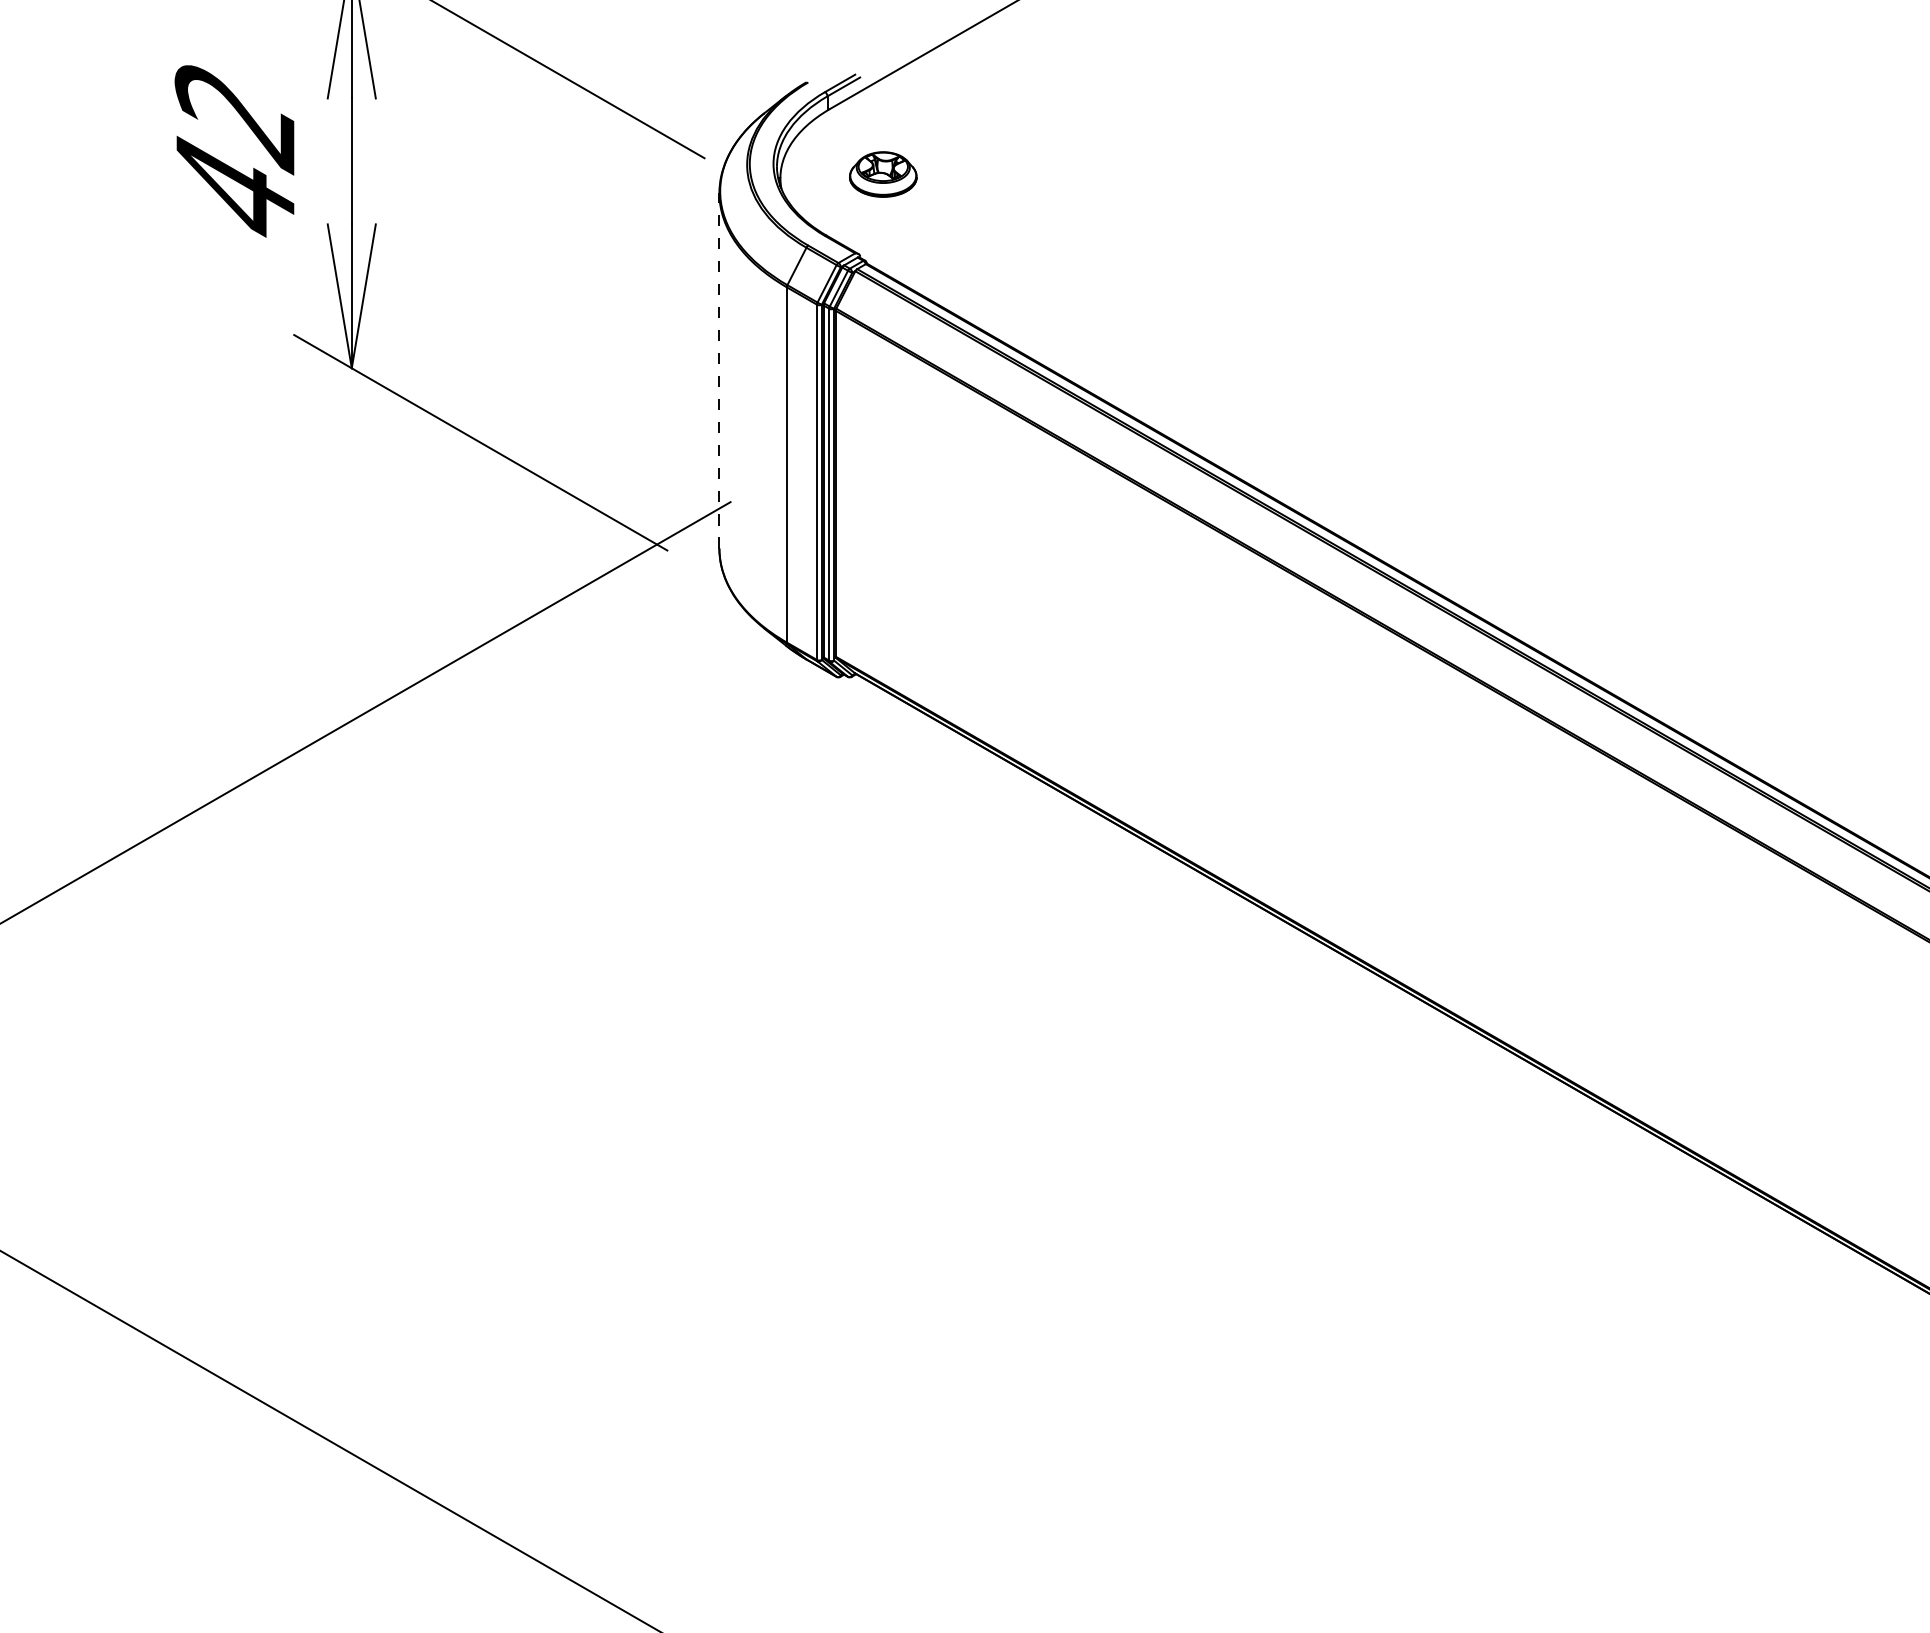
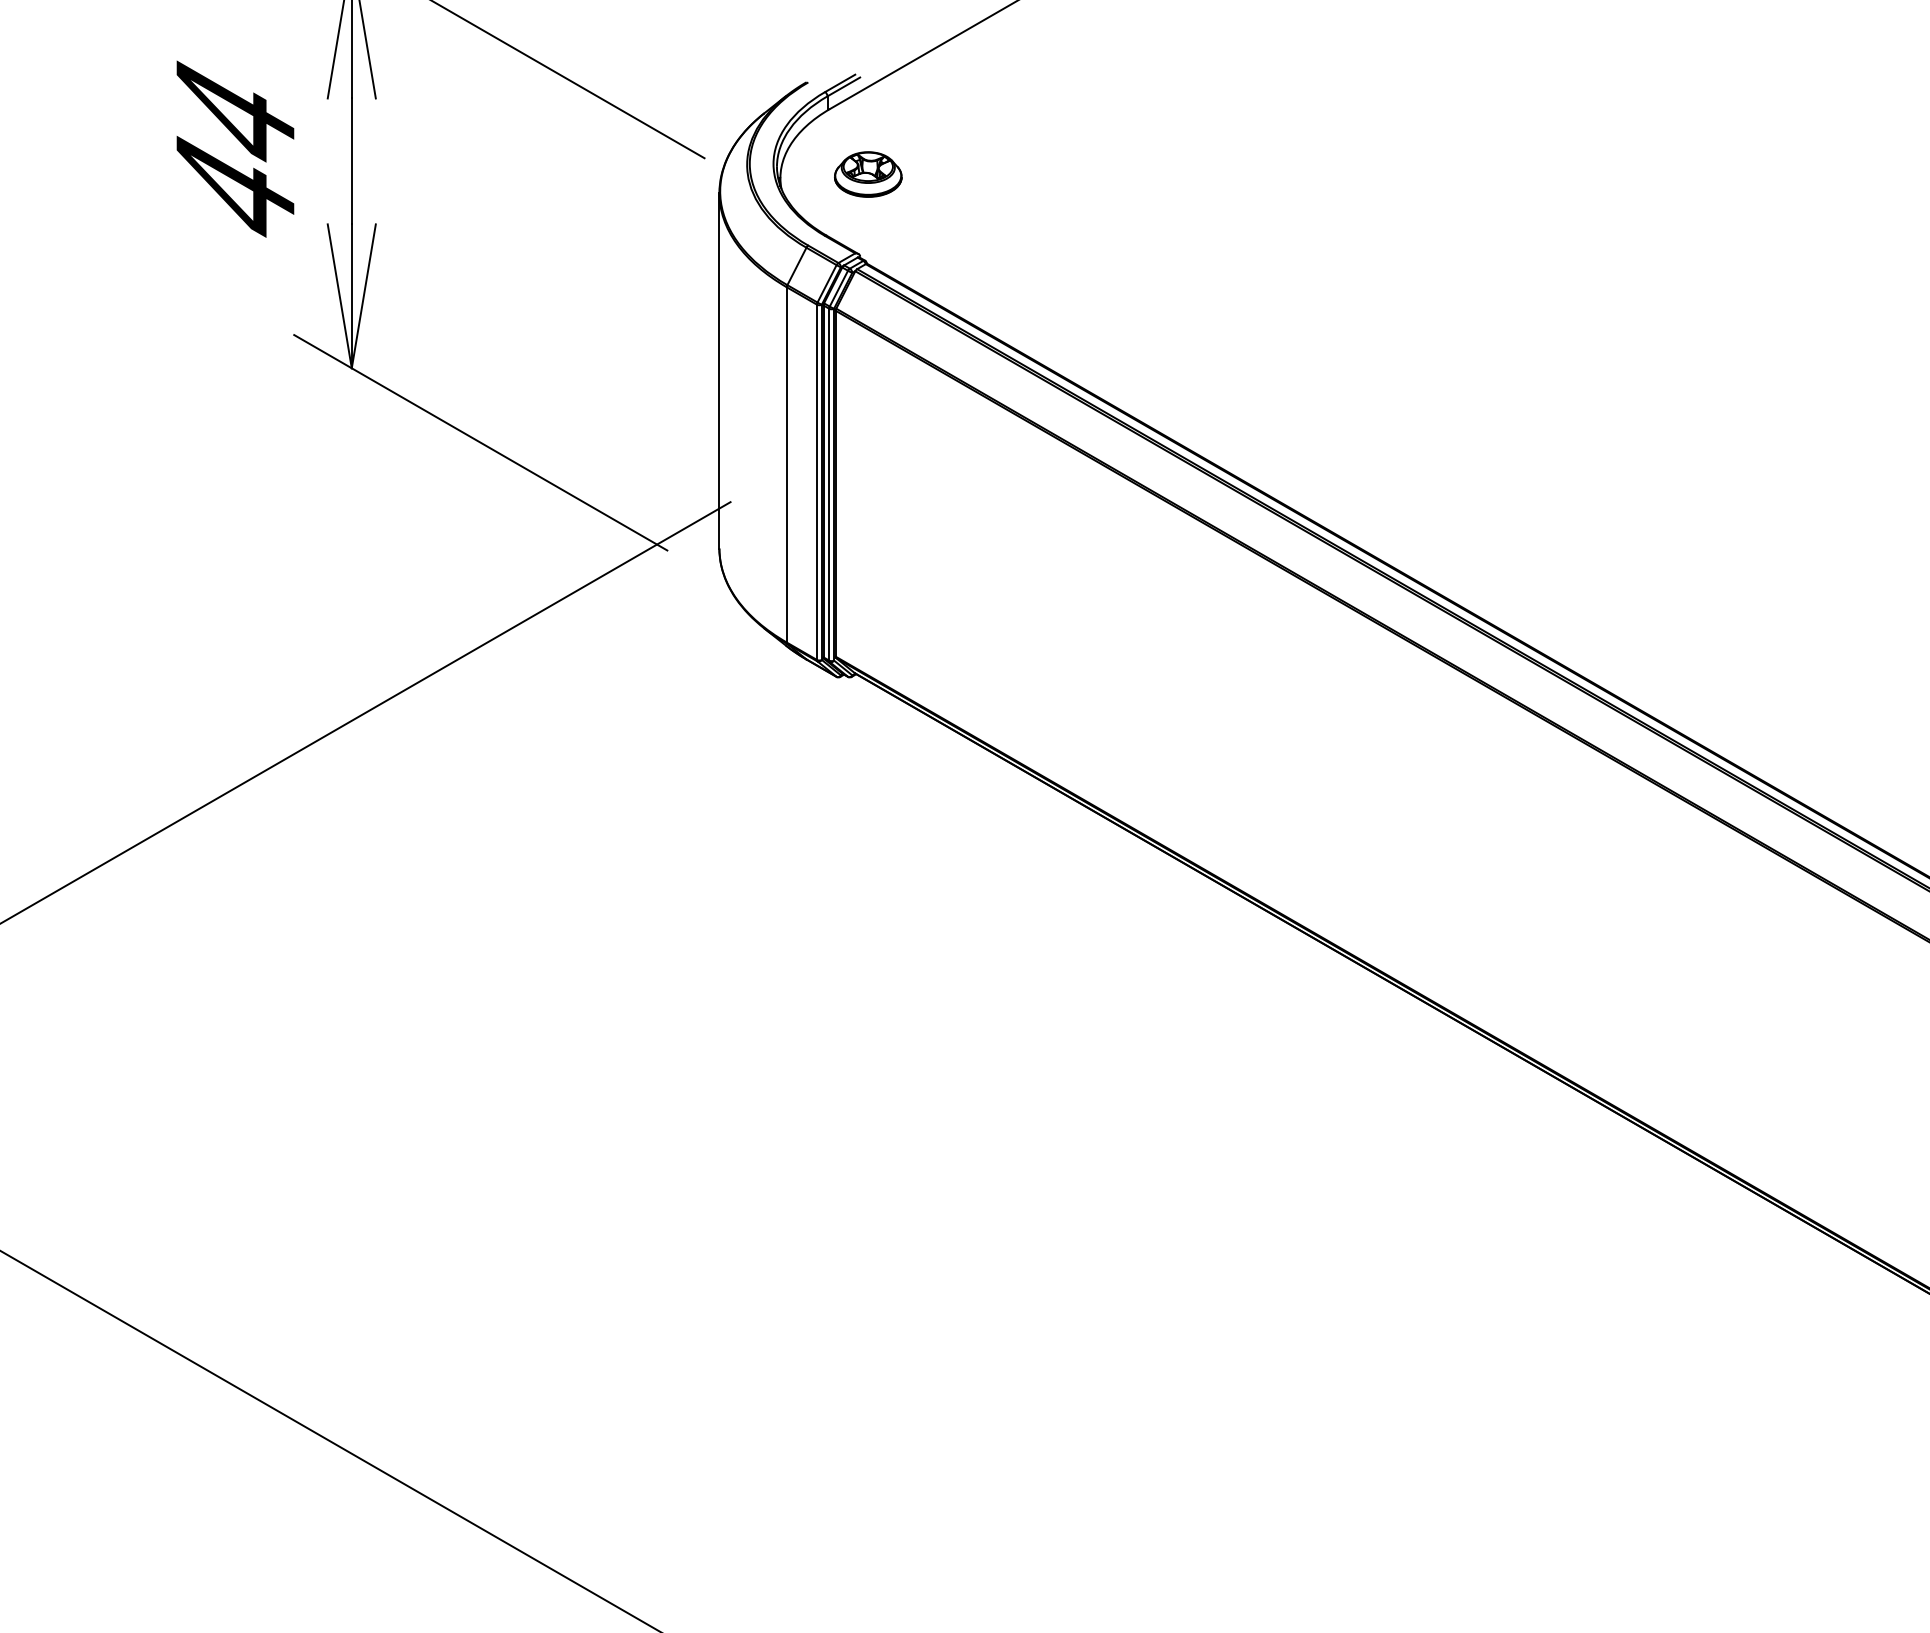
text: 42 -> 44 (234, 117)
part position: (883, 174) -> (868, 174) (868, 174)
line: dashed -> solid (719, 370)
